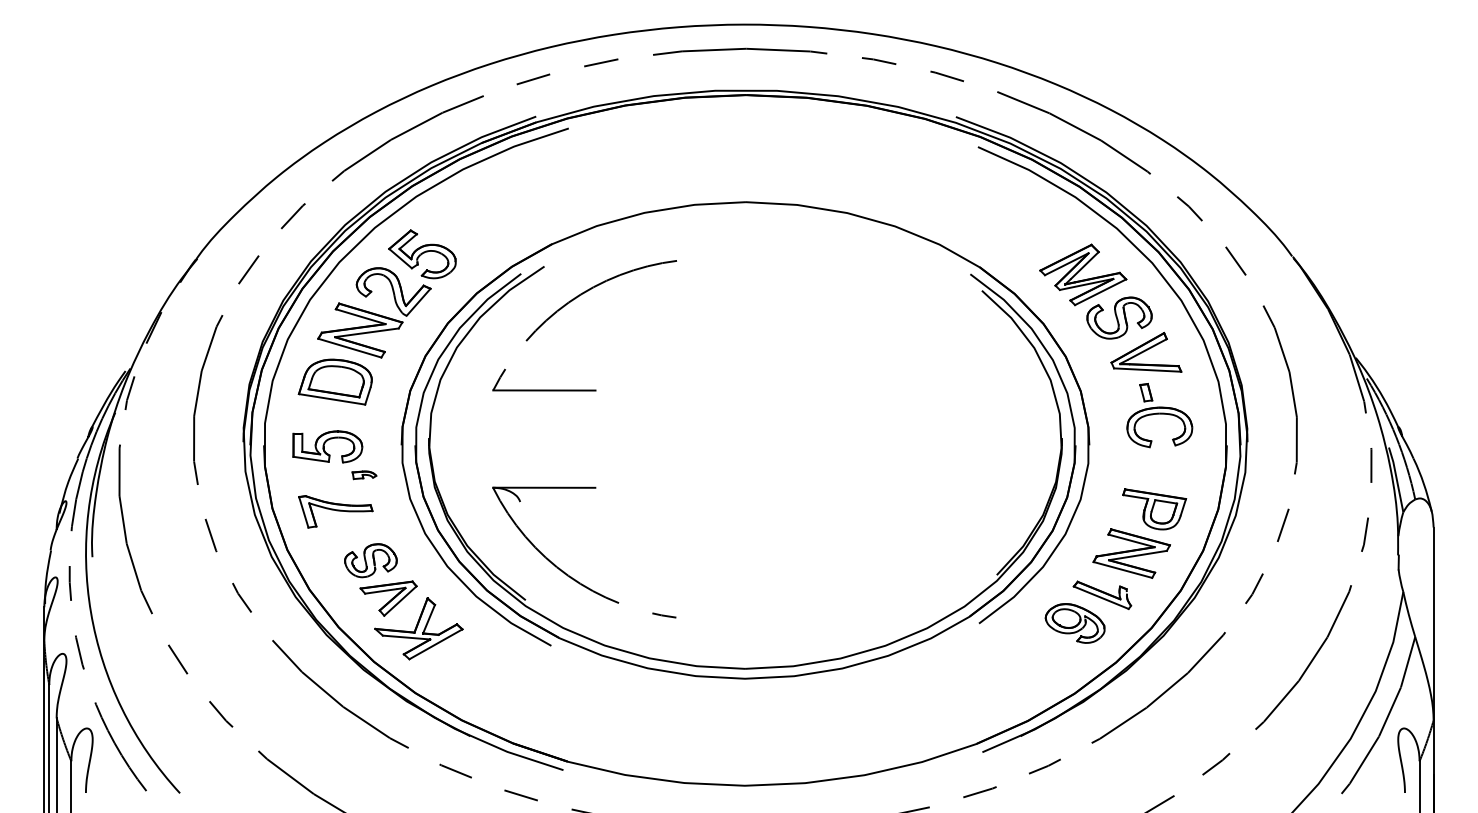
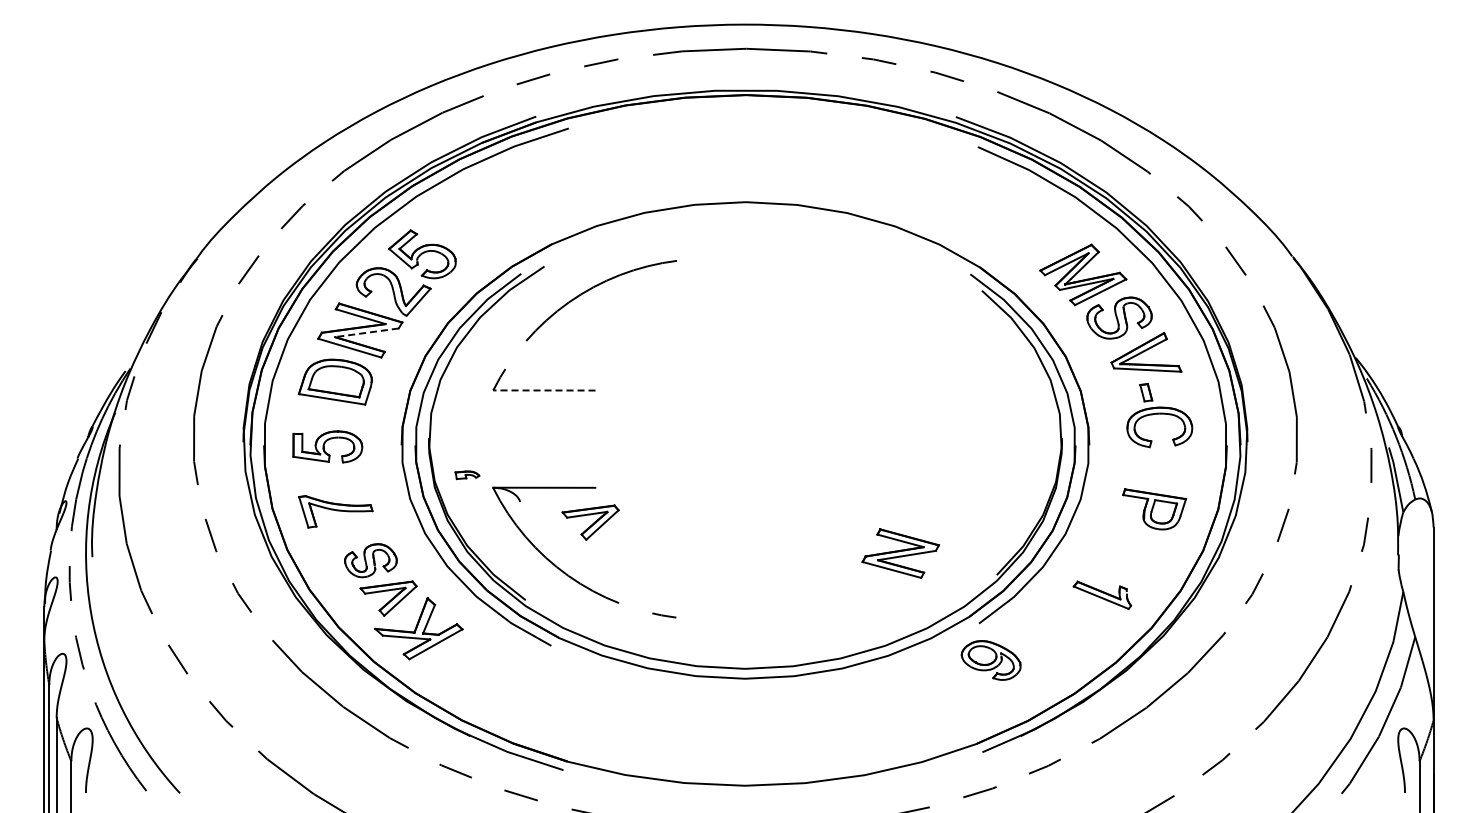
line: solid -> dashed (366, 332)
line: solid -> dashed (543, 390)
part position: (364, 475) -> (467, 475) (467, 475)
part: none -> present (590, 522)
part position: (1131, 553) -> (900, 553) (900, 553)
part position: (1074, 623) -> (990, 660) (990, 660)
